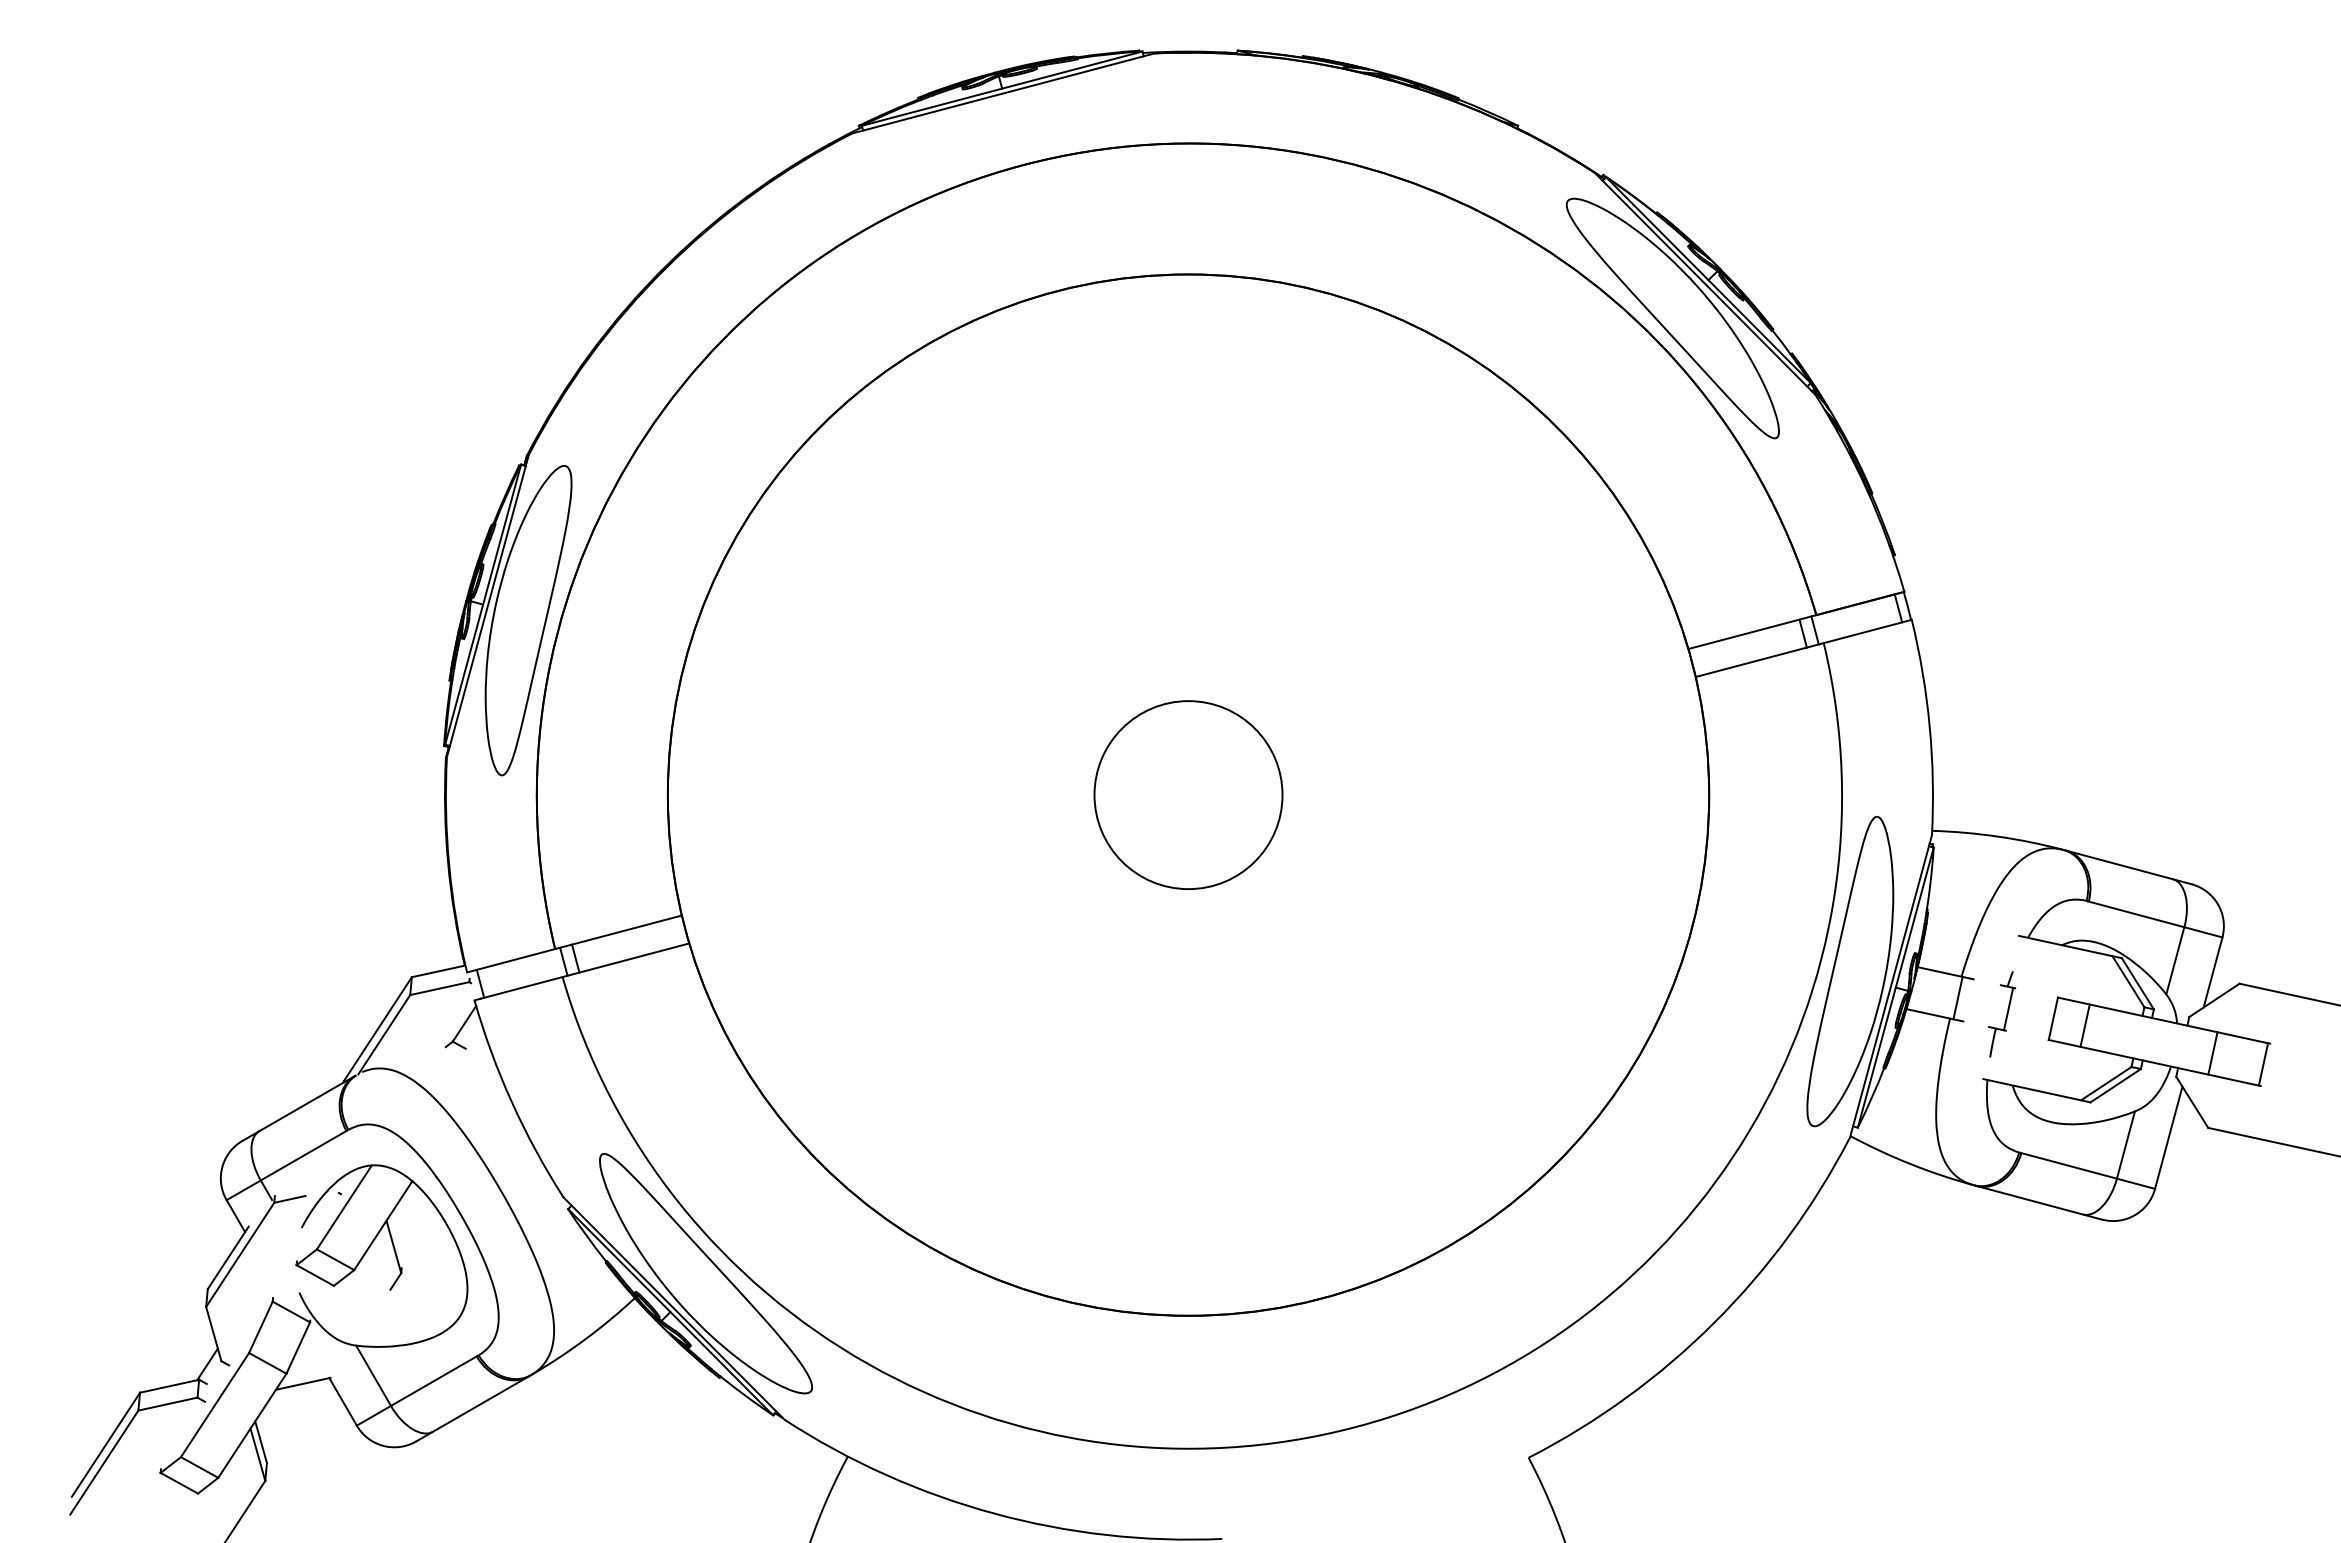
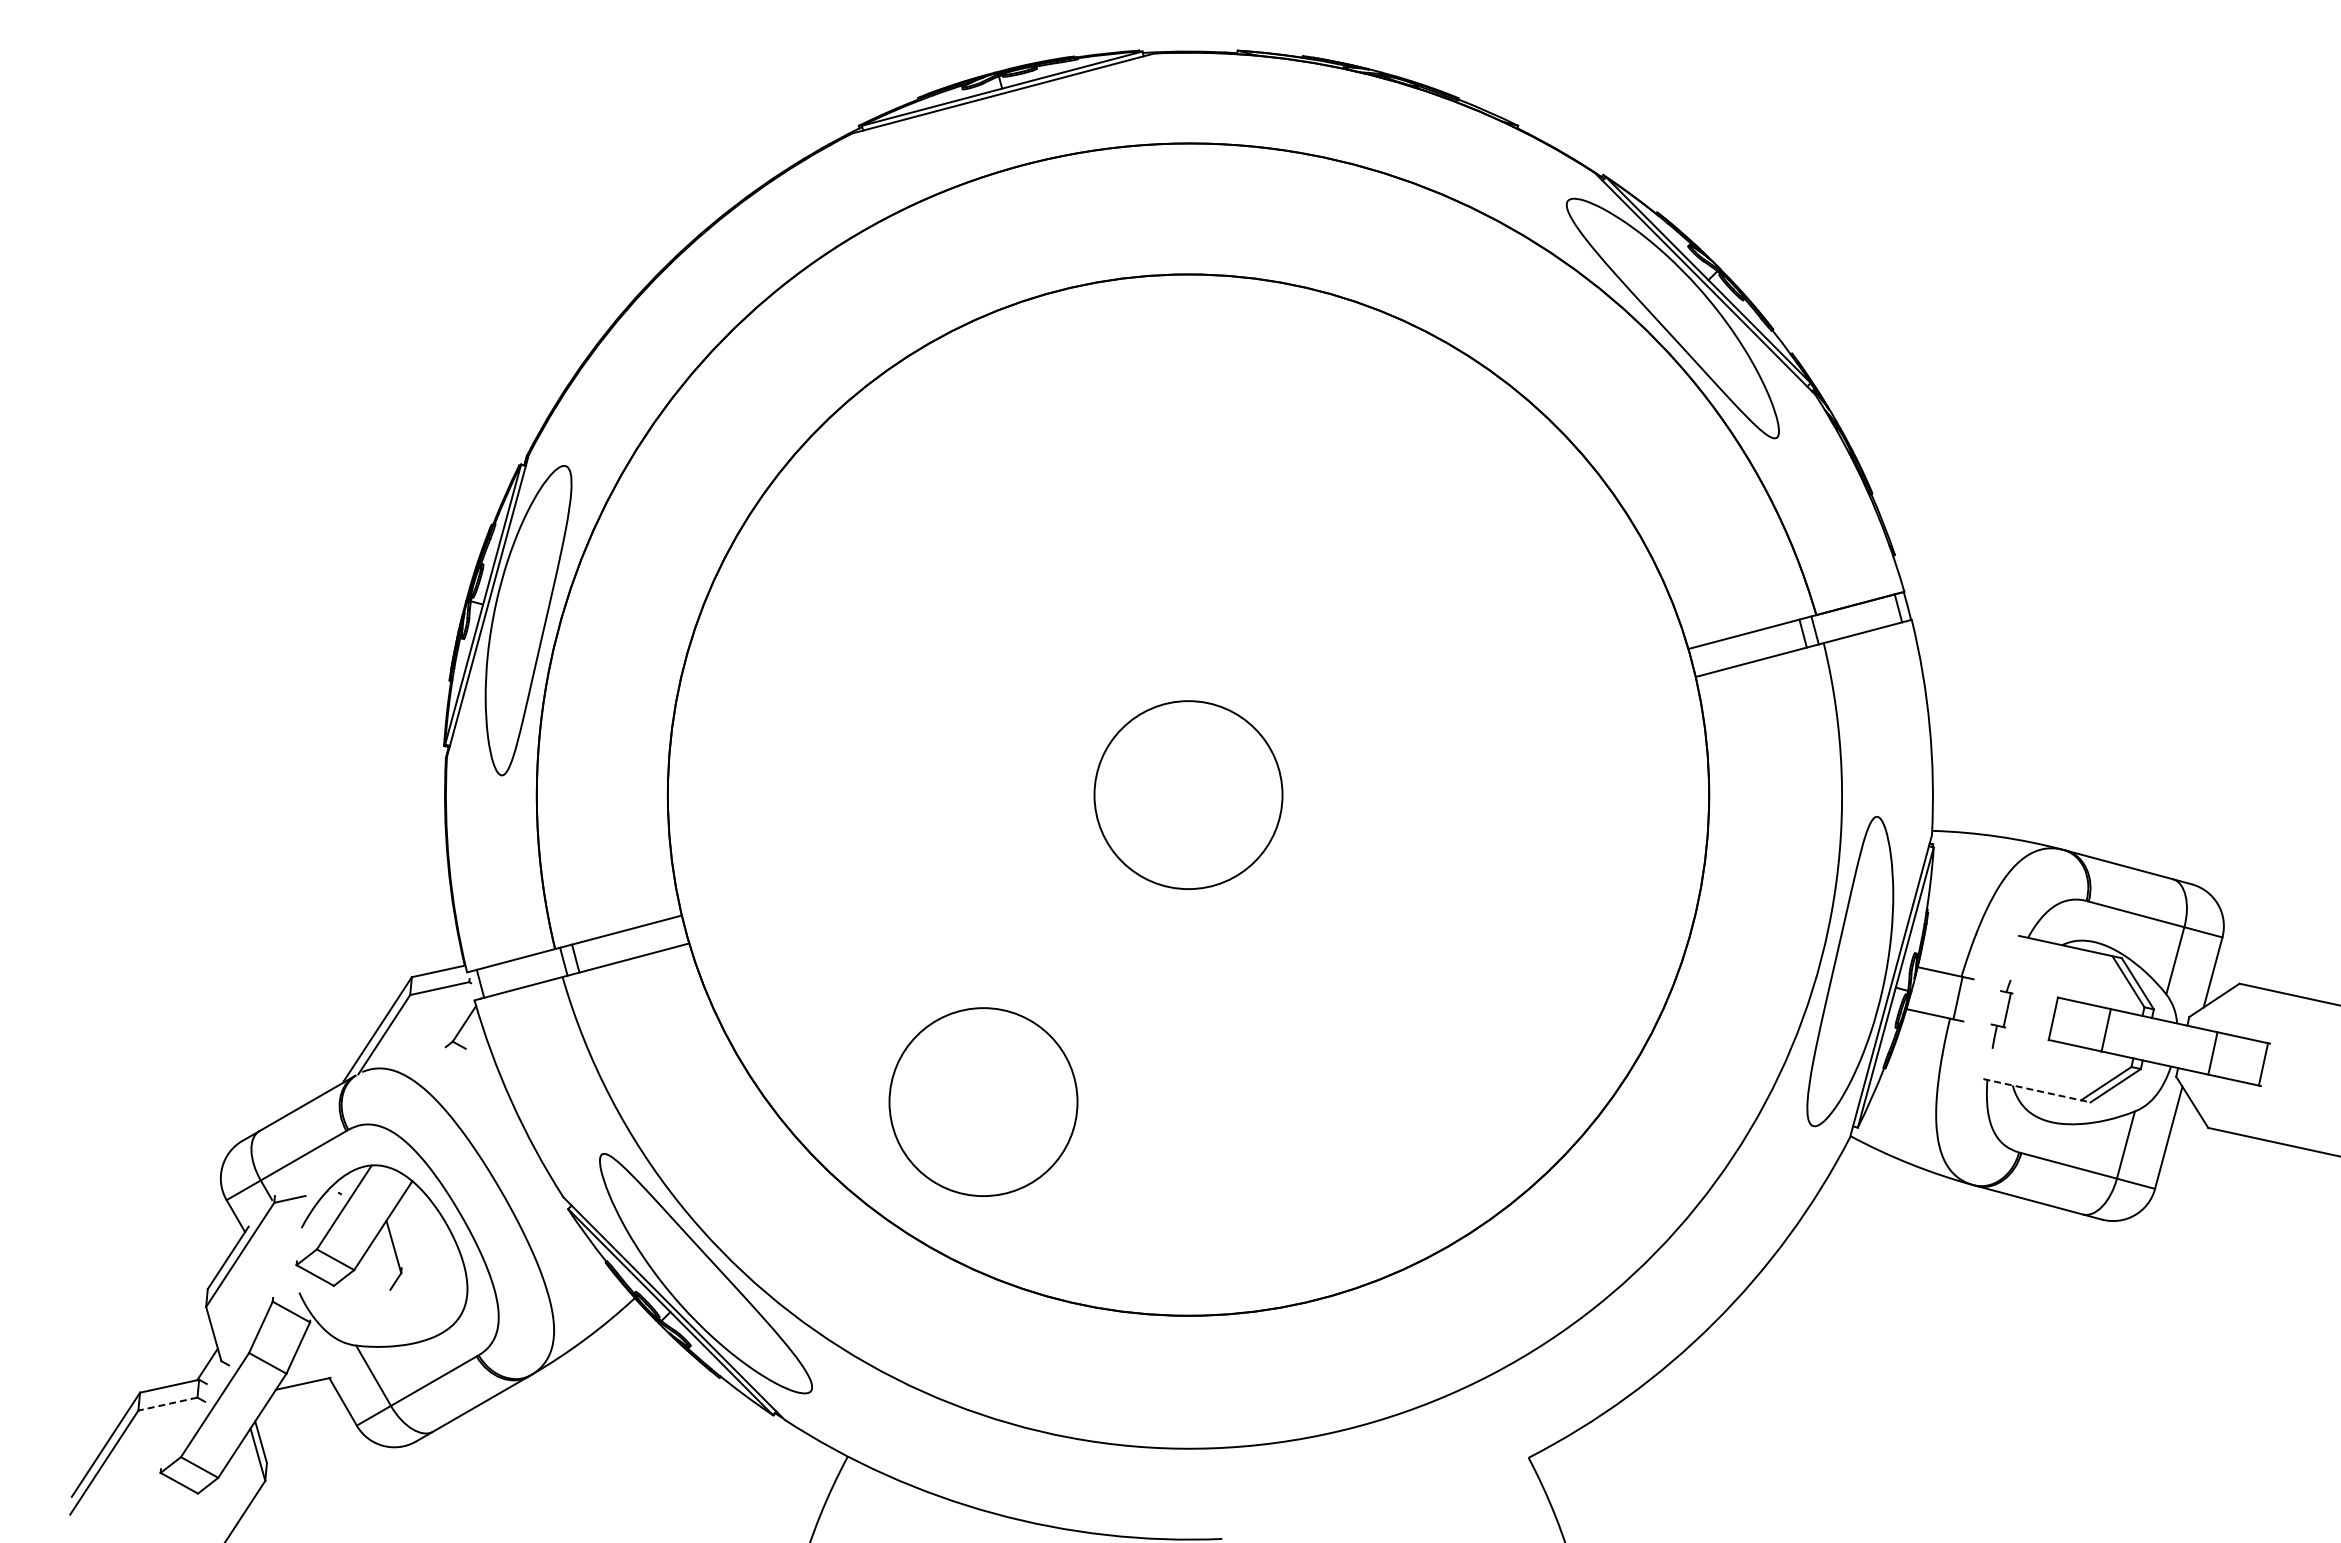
part size: 28x87 px -> 24x69 px (2001, 1014)
line position: (2084, 1025) -> (2105, 1030) (2105, 1030)
line: solid -> dashed (2036, 1090)
circle: none -> present (983, 1101)
line: solid -> dashed (167, 1404)
